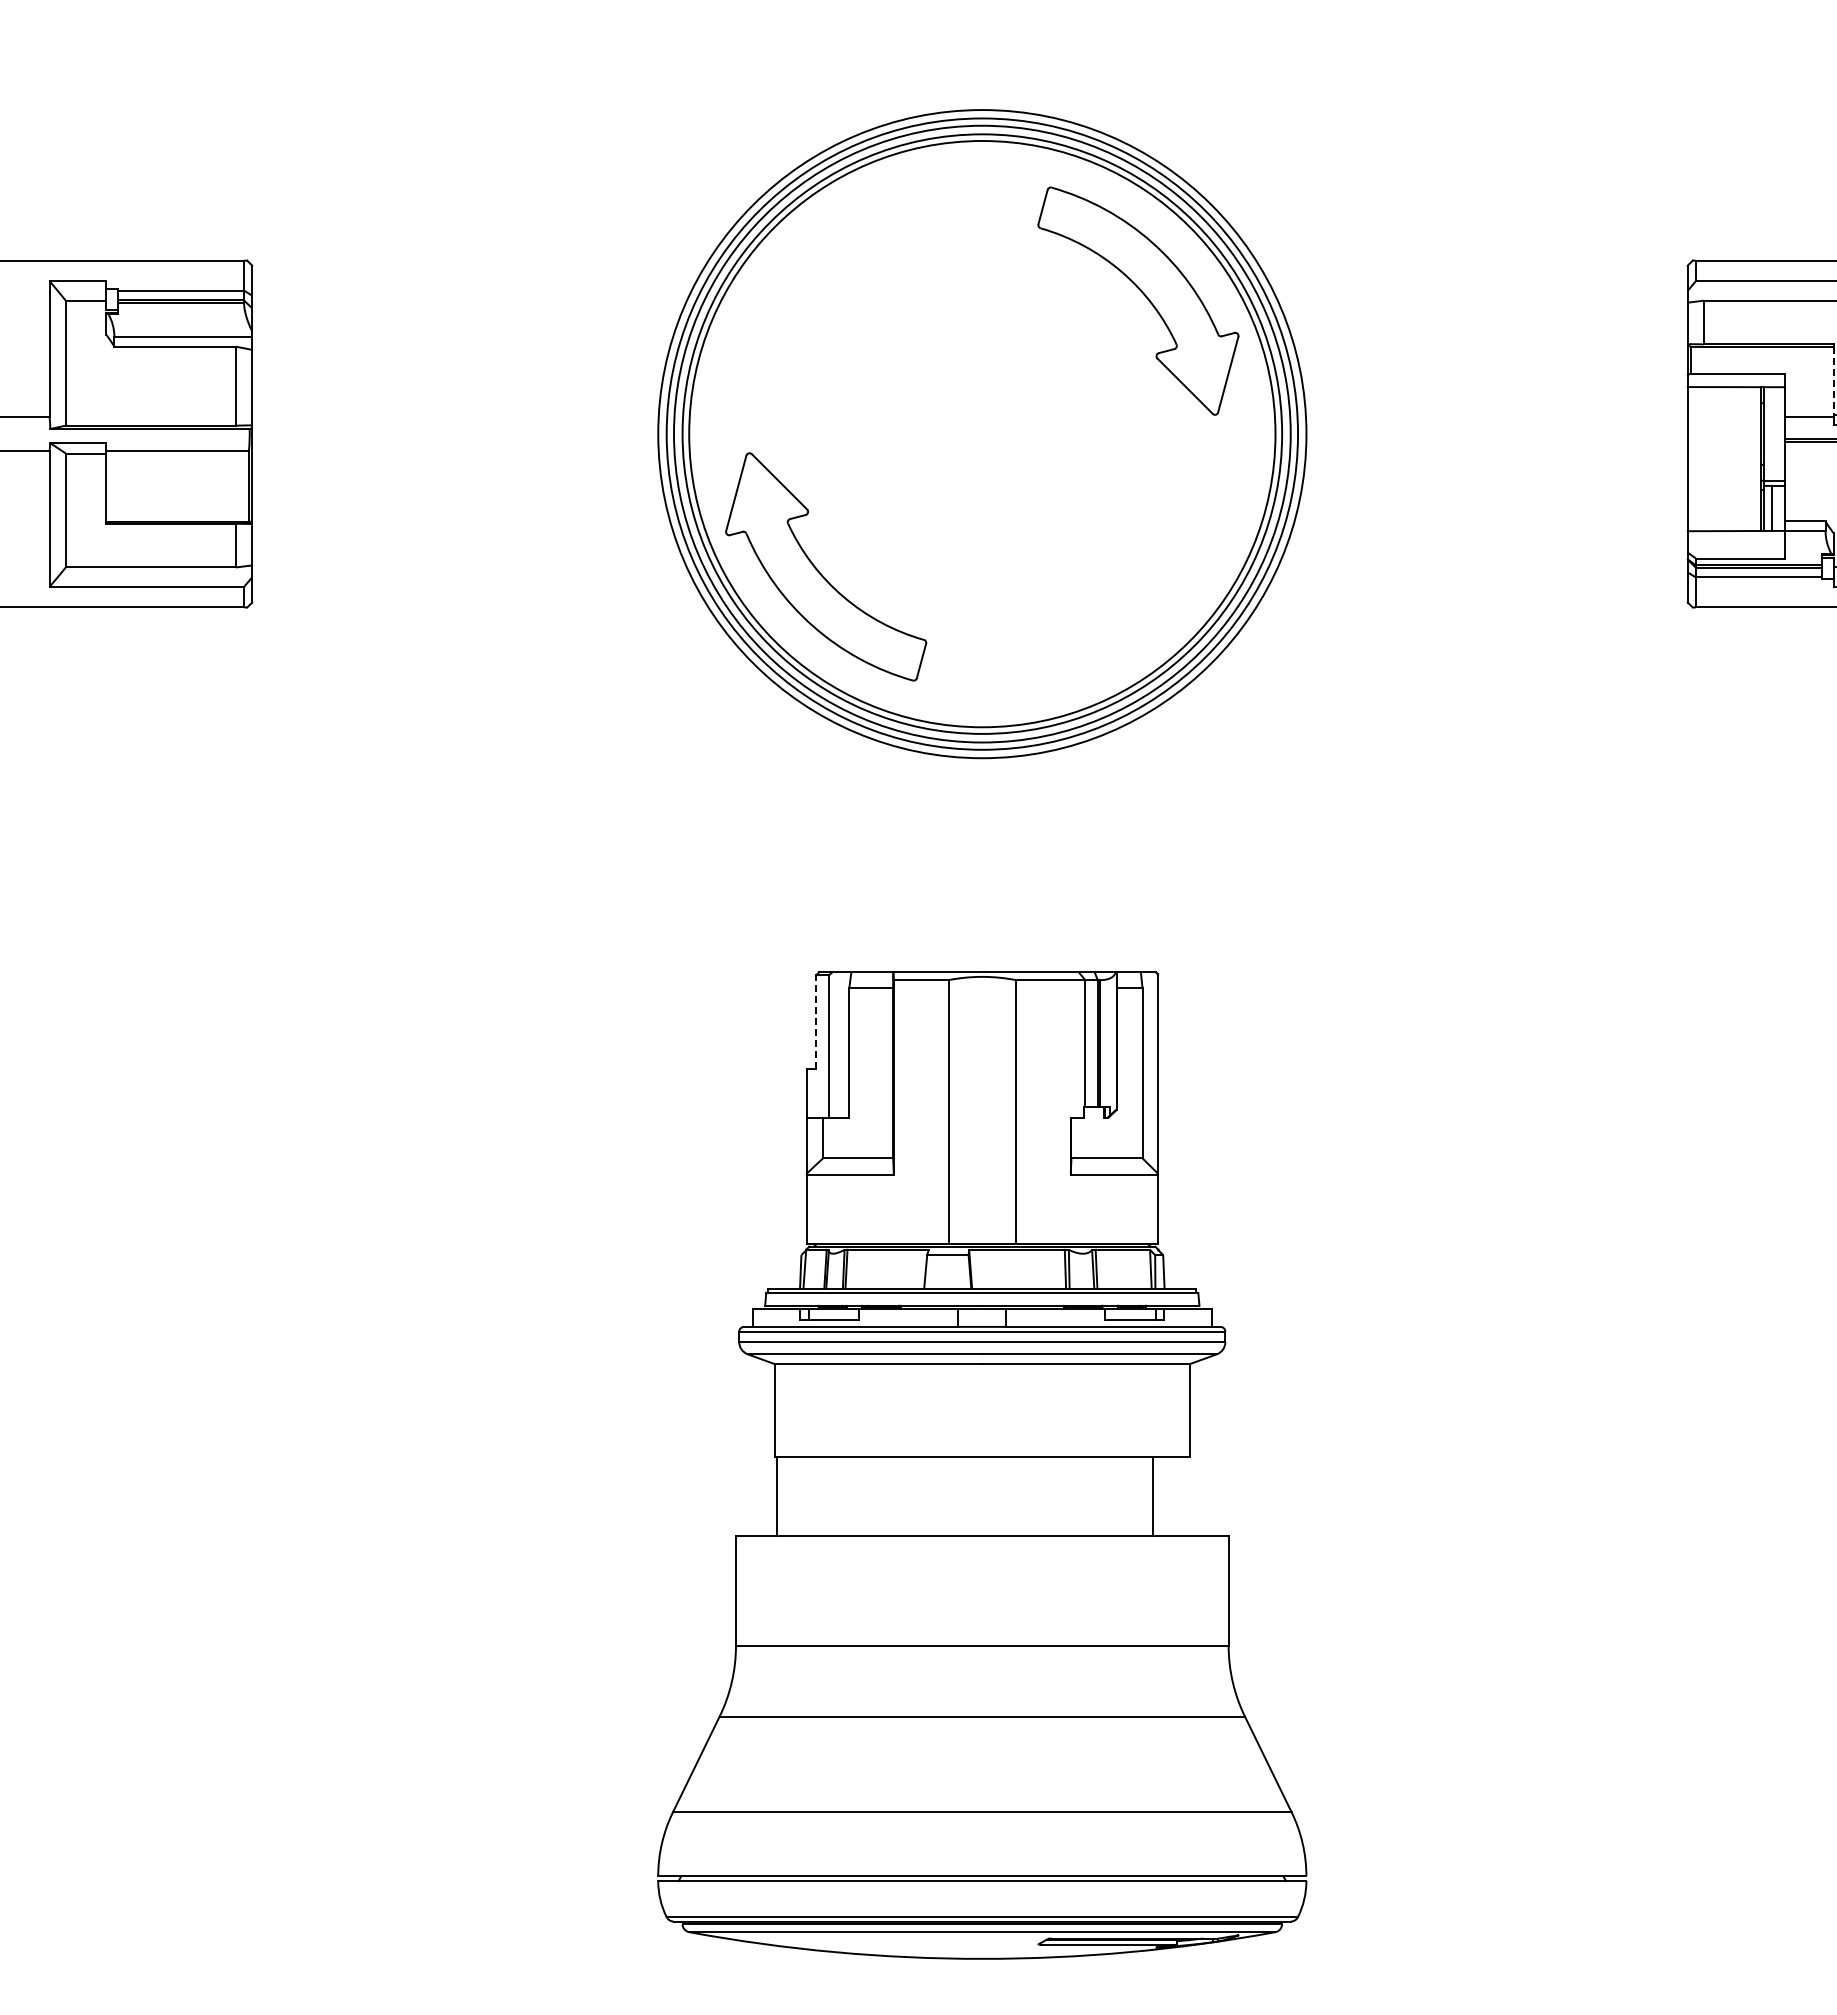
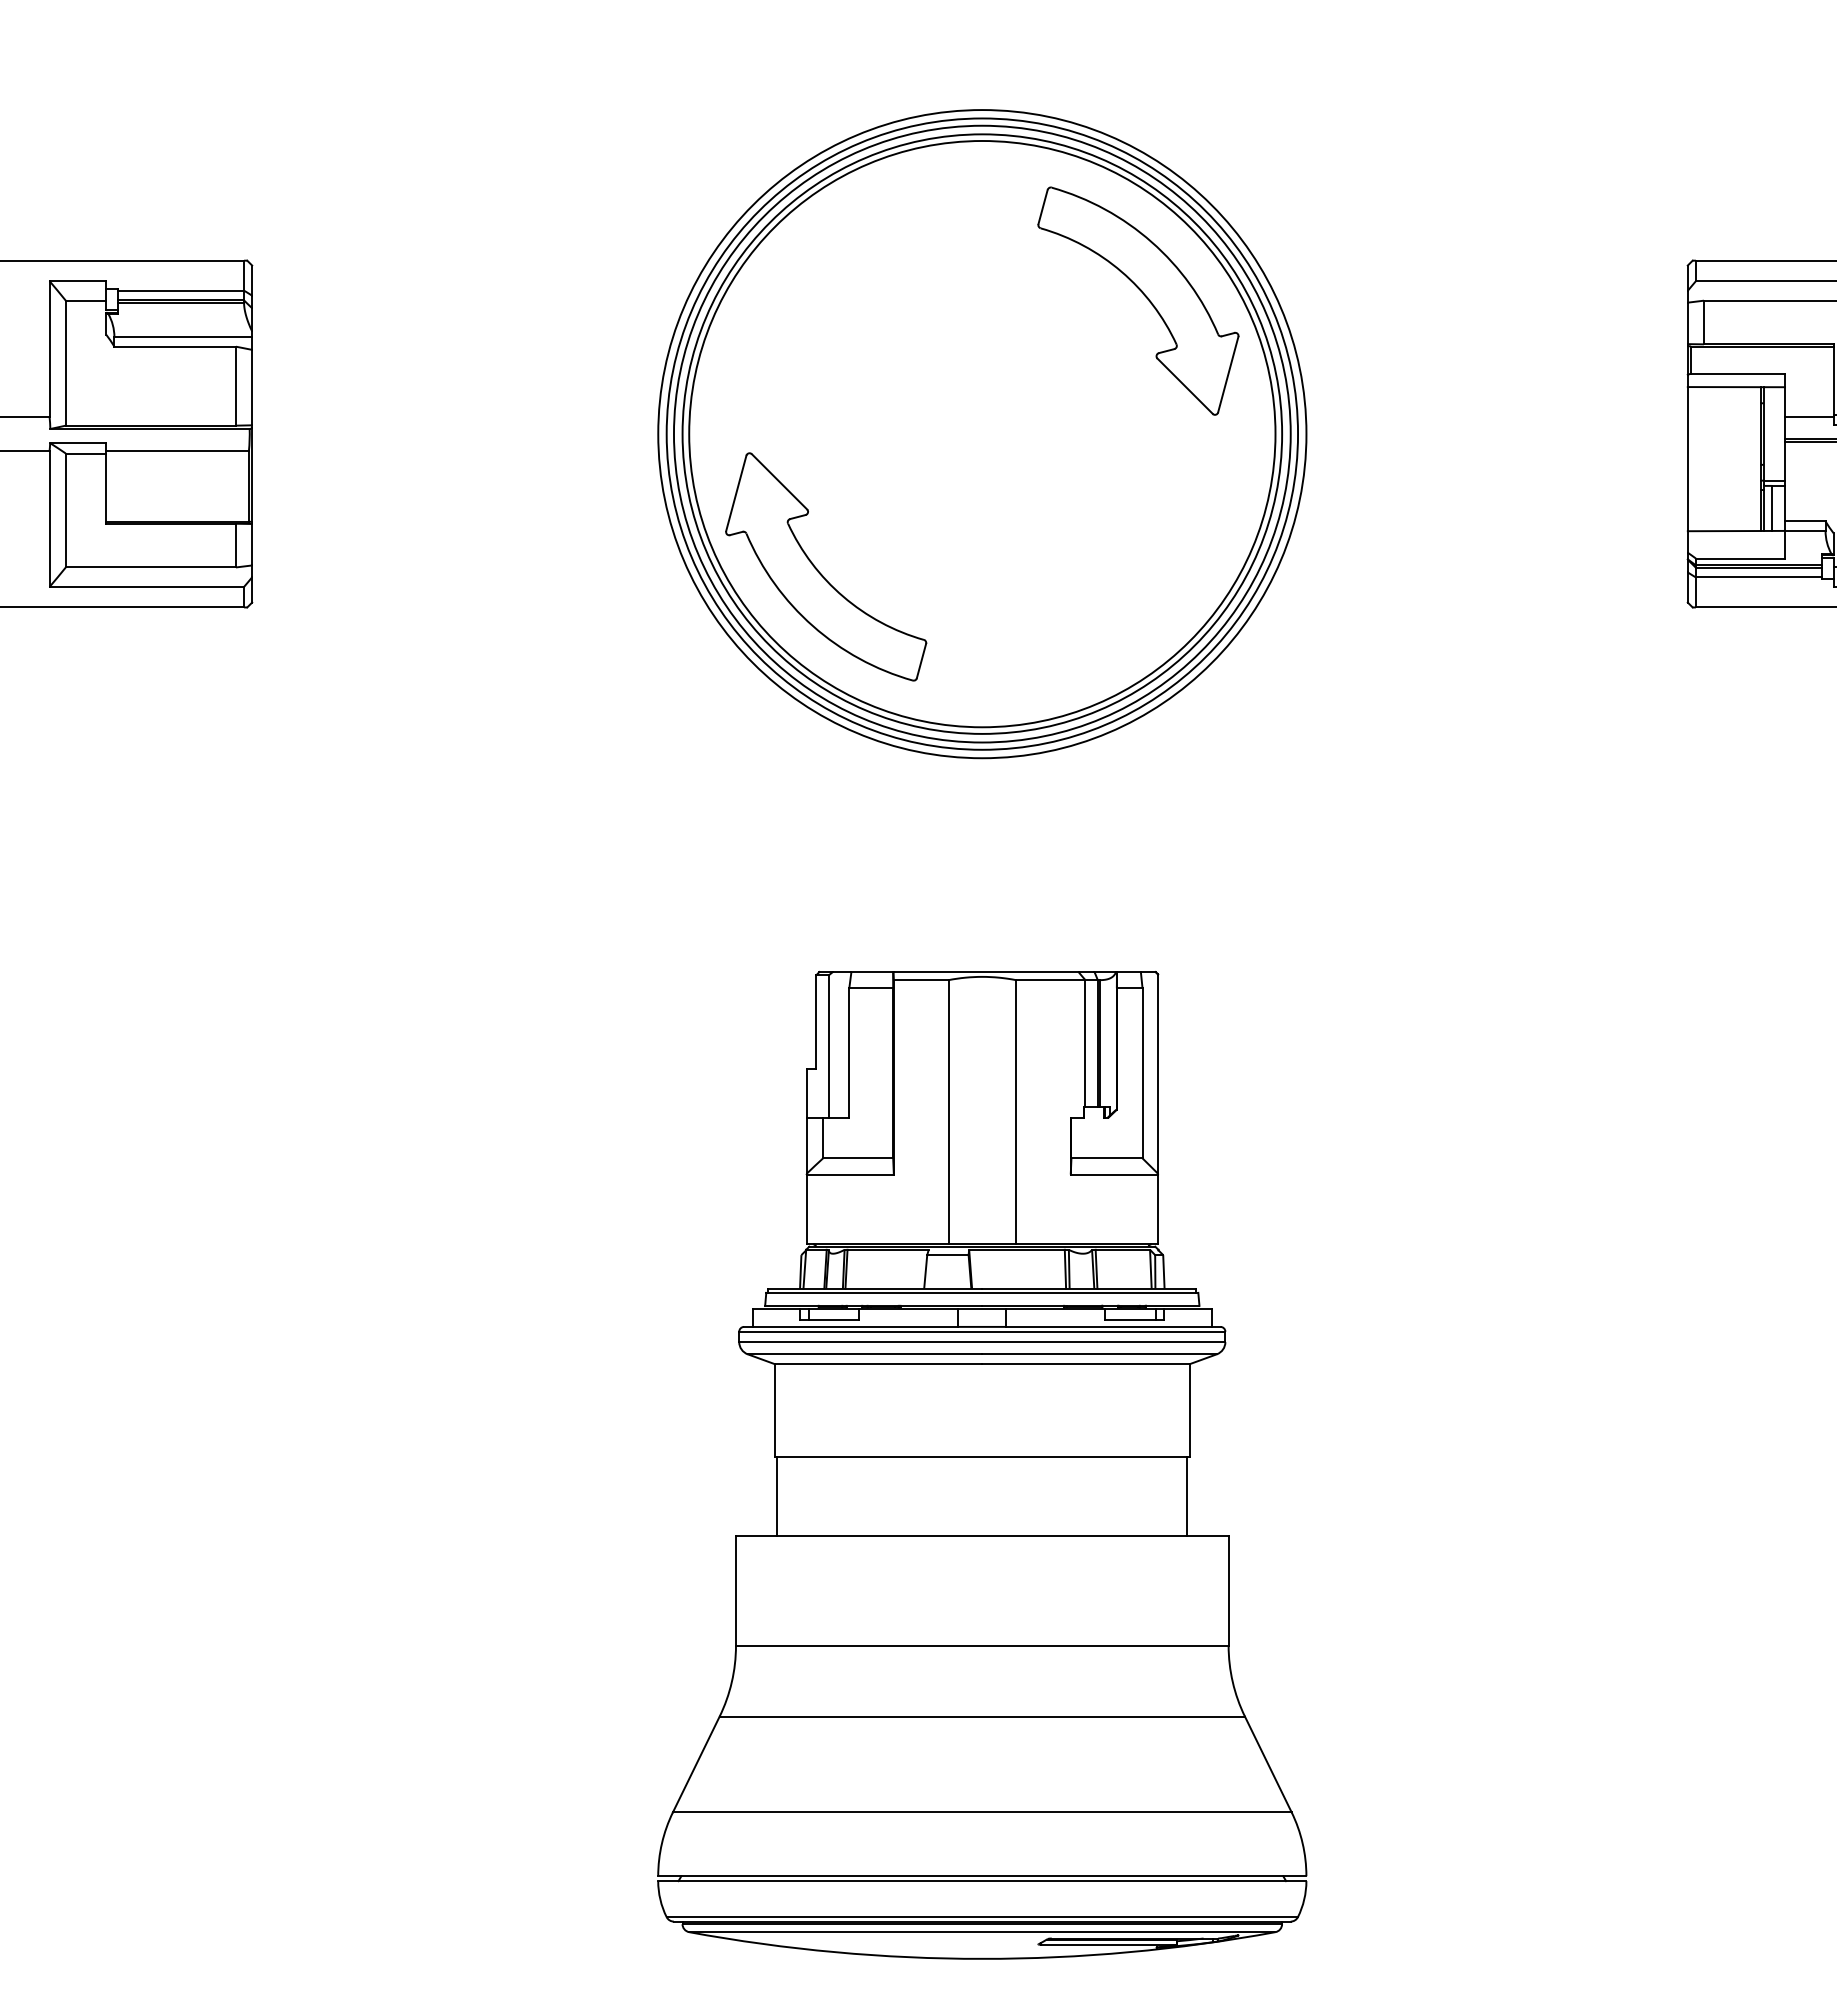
line: dashed -> solid (1833, 382)
line: dashed -> solid (816, 1022)
line position: (1153, 1495) -> (1187, 1495) (1187, 1495)
